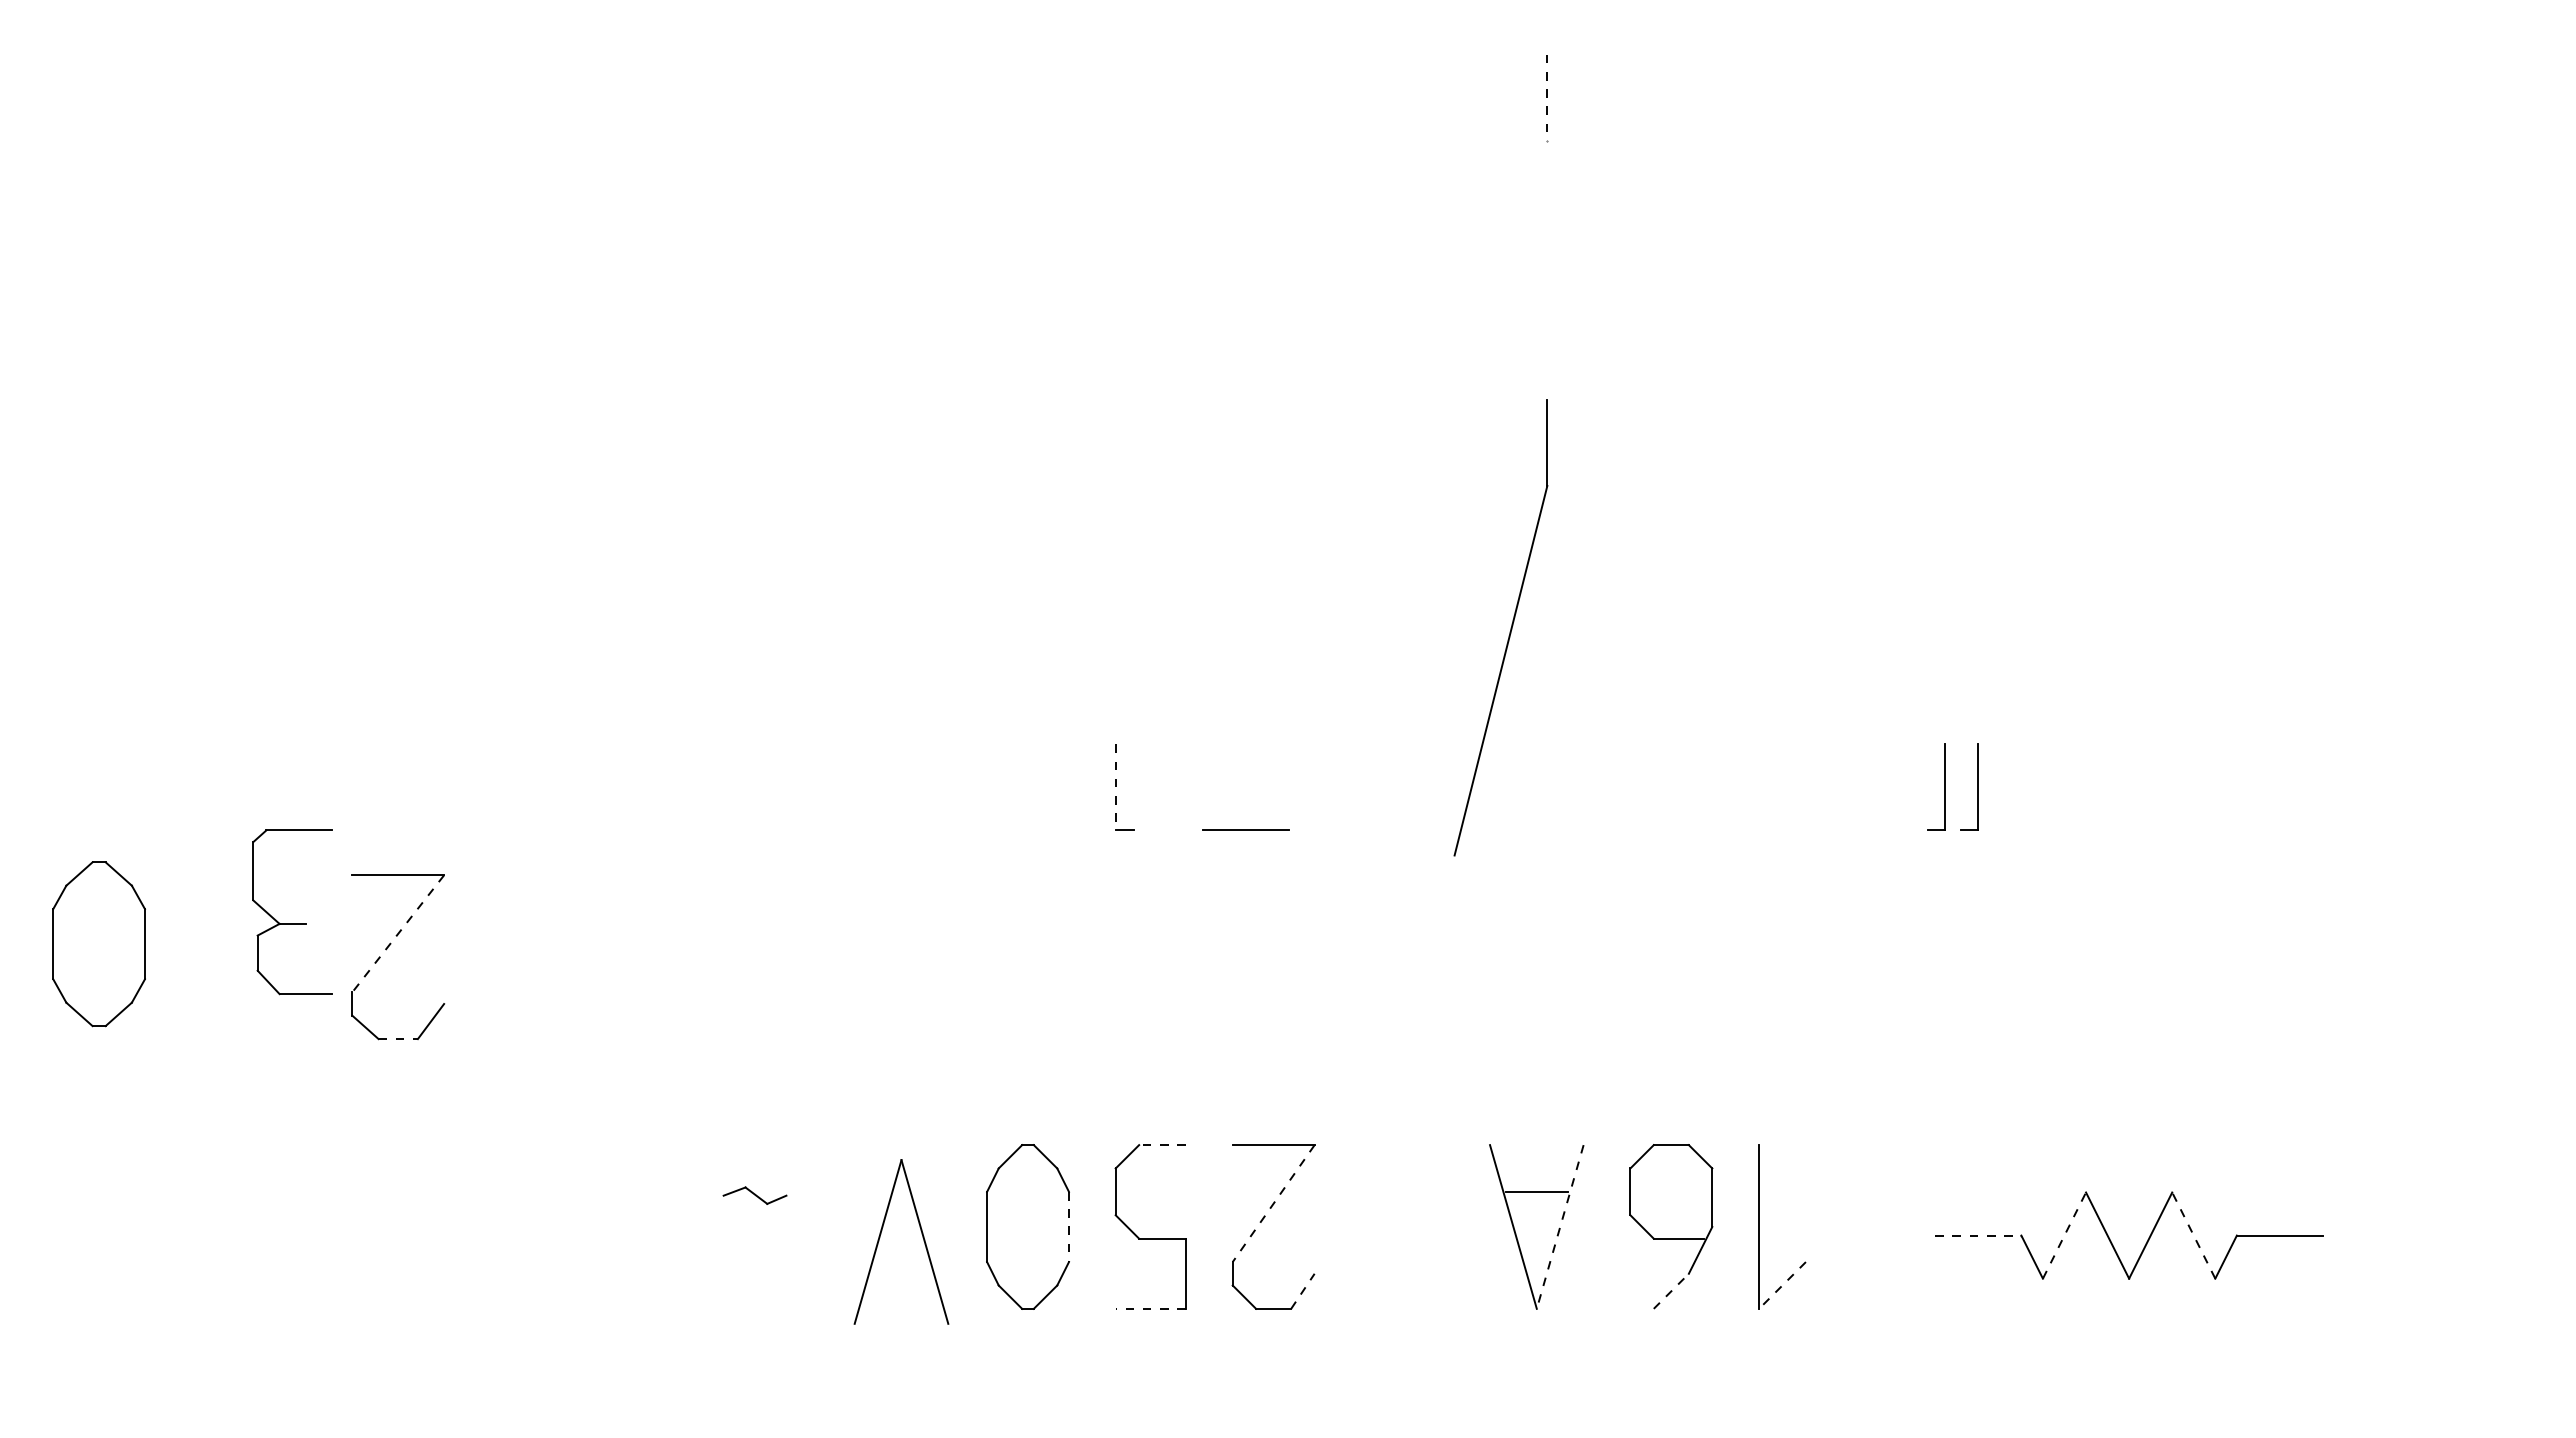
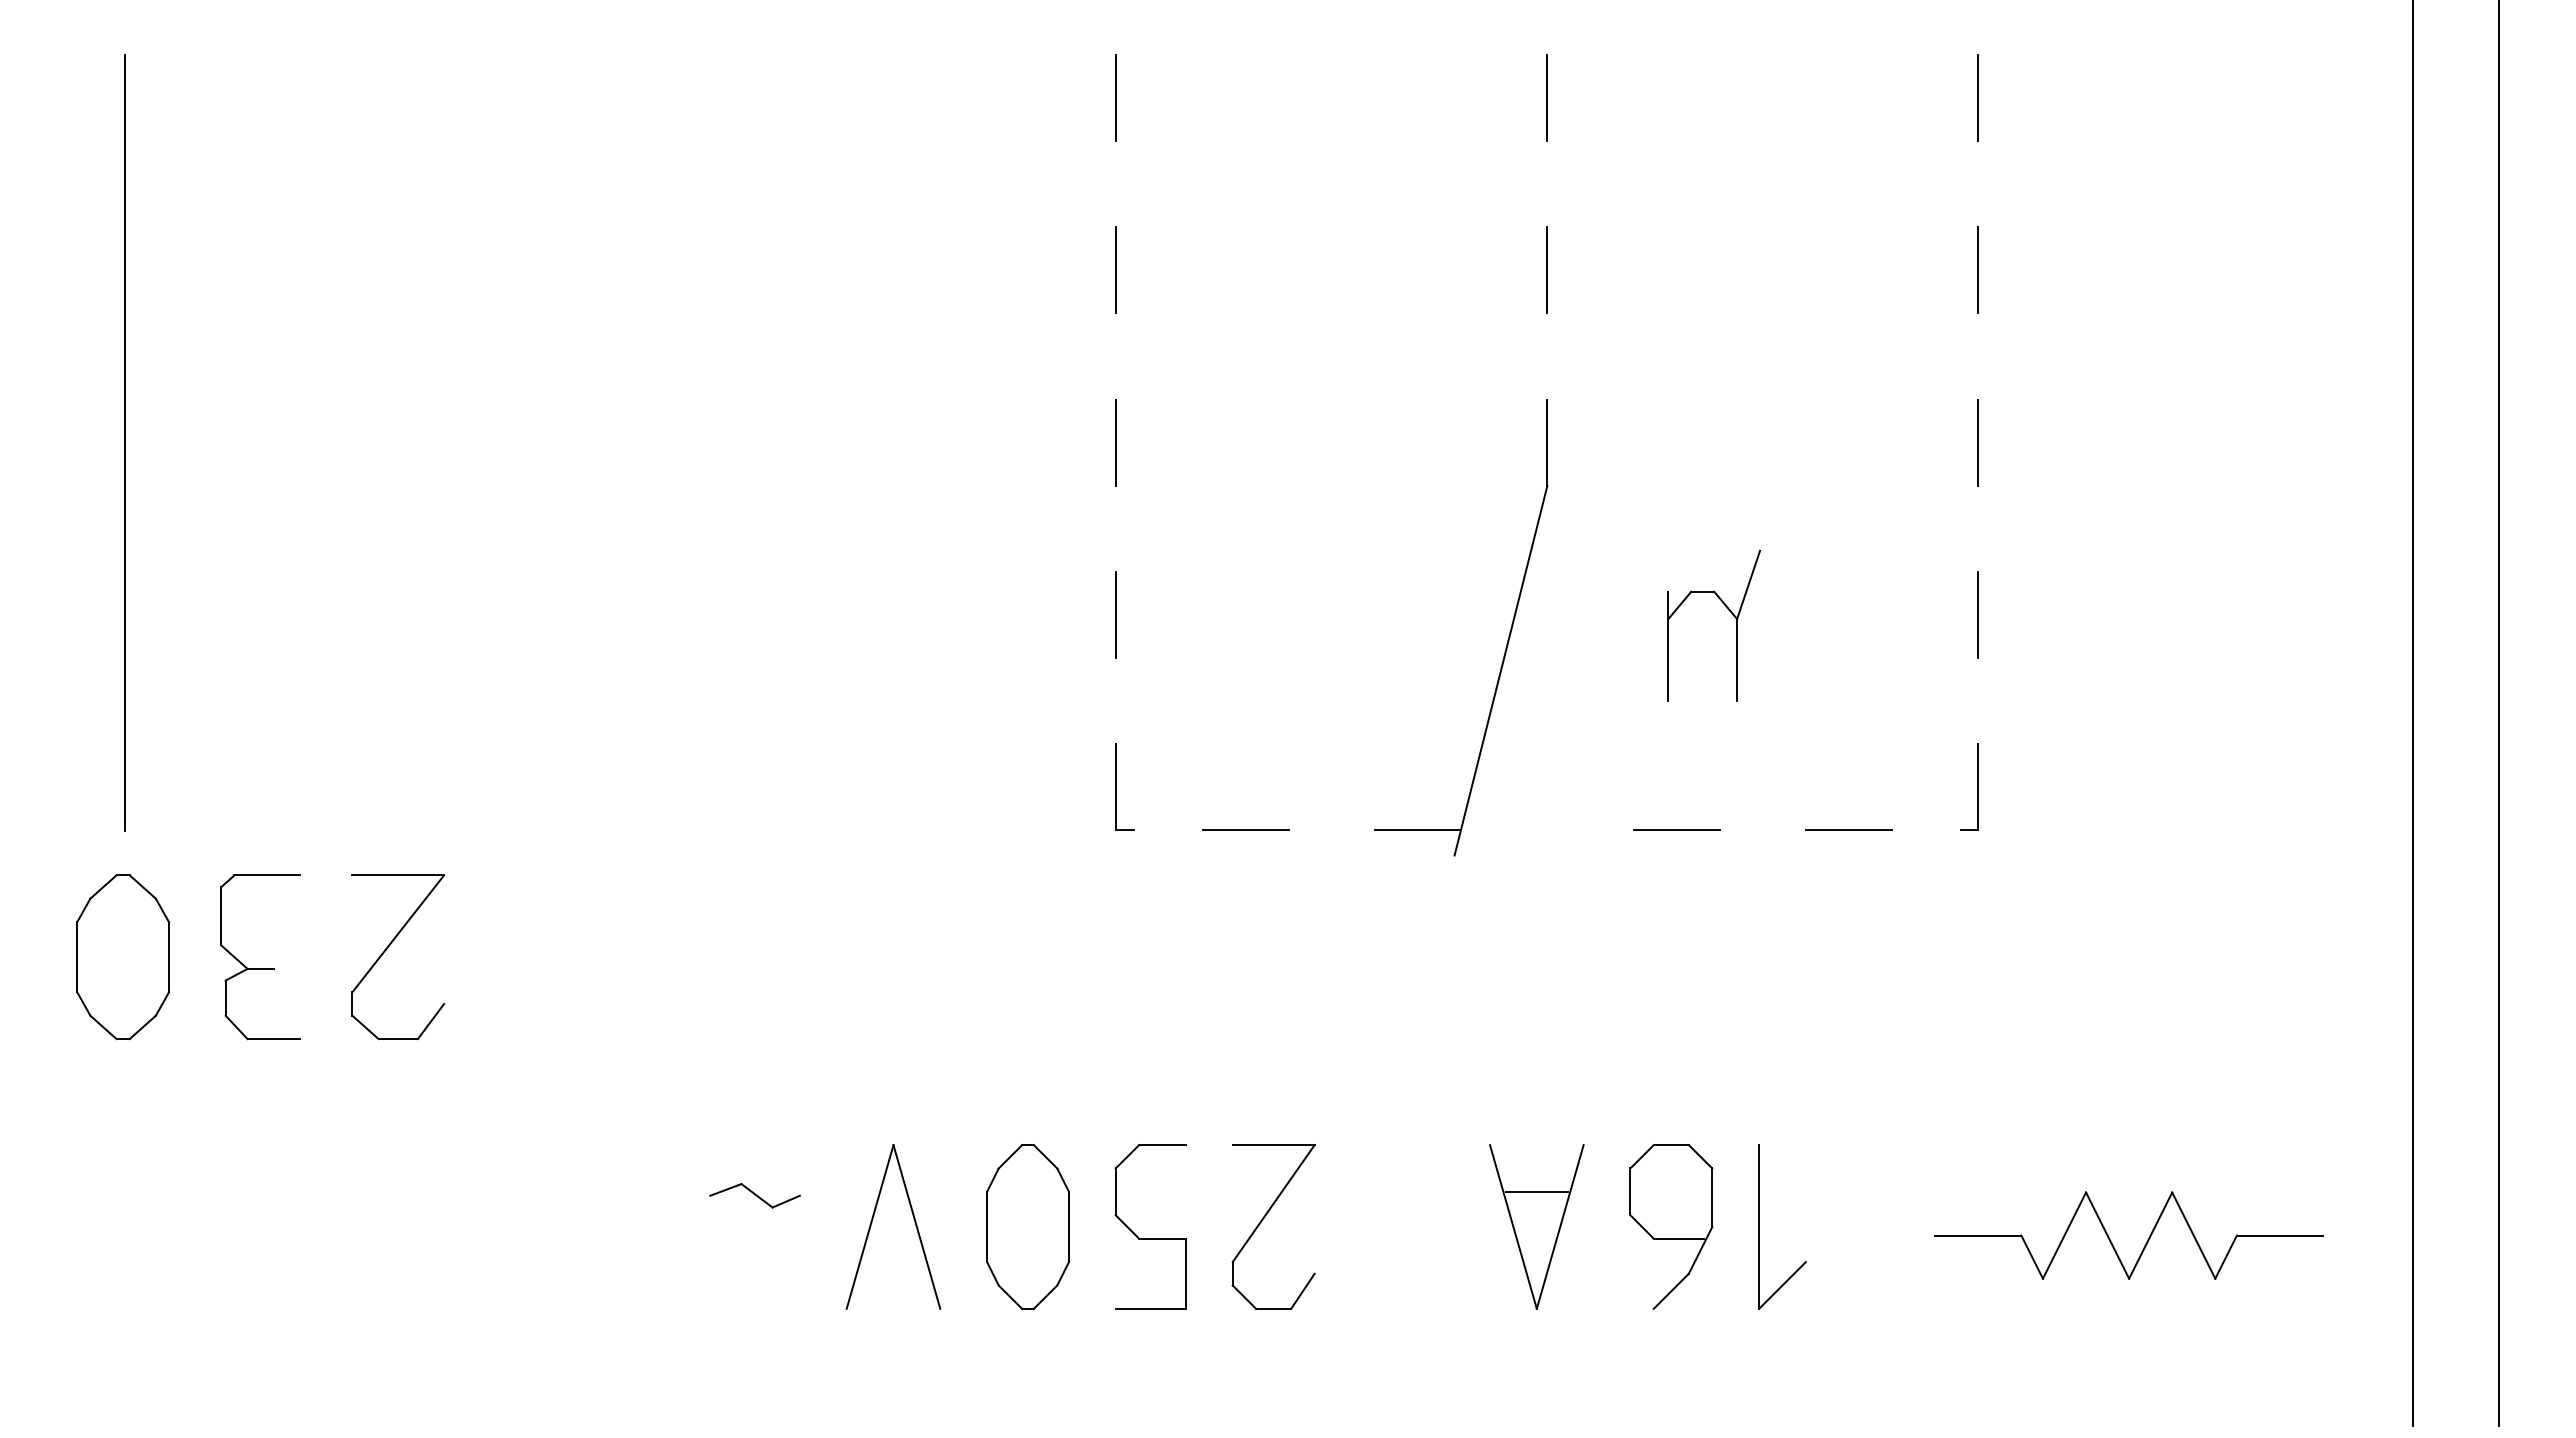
line: none -> present (1116, 97)
line: none -> present (1978, 97)
line: dashed -> solid (1547, 98)
line: none -> present (1116, 270)
line: none -> present (1547, 270)
line: none -> present (1978, 270)
line: none -> present (125, 442)
line: none -> present (1116, 442)
line: none -> present (1978, 442)
part: none -> present (1728, 610)
line: none -> present (1116, 614)
line: none -> present (1978, 614)
line: none -> present (2412, 713)
line: none -> present (2498, 713)
line: dashed -> solid (1116, 786)
part: present -> none (1944, 786)
line: none -> present (1417, 829)
line: none -> present (1676, 829)
line: none -> present (1848, 829)
part position: (292, 923) -> (260, 968) (260, 968)
line: dashed -> solid (397, 934)
part position: (98, 944) -> (122, 957) (122, 957)
line: dashed -> solid (398, 1039)
line: dashed -> solid (1162, 1145)
part size: 66x19 px -> 92x27 px (754, 1195)
line: dashed -> solid (1273, 1203)
line: dashed -> solid (1068, 1227)
line: dashed -> solid (1560, 1227)
part position: (881, 1234) -> (873, 1219) (873, 1219)
line: dashed -> solid (1978, 1235)
line: dashed -> solid (2064, 1235)
line: dashed -> solid (2193, 1235)
line: dashed -> solid (1782, 1285)
line: dashed -> solid (1303, 1290)
line: dashed -> solid (1671, 1291)
line: dashed -> solid (1150, 1308)
